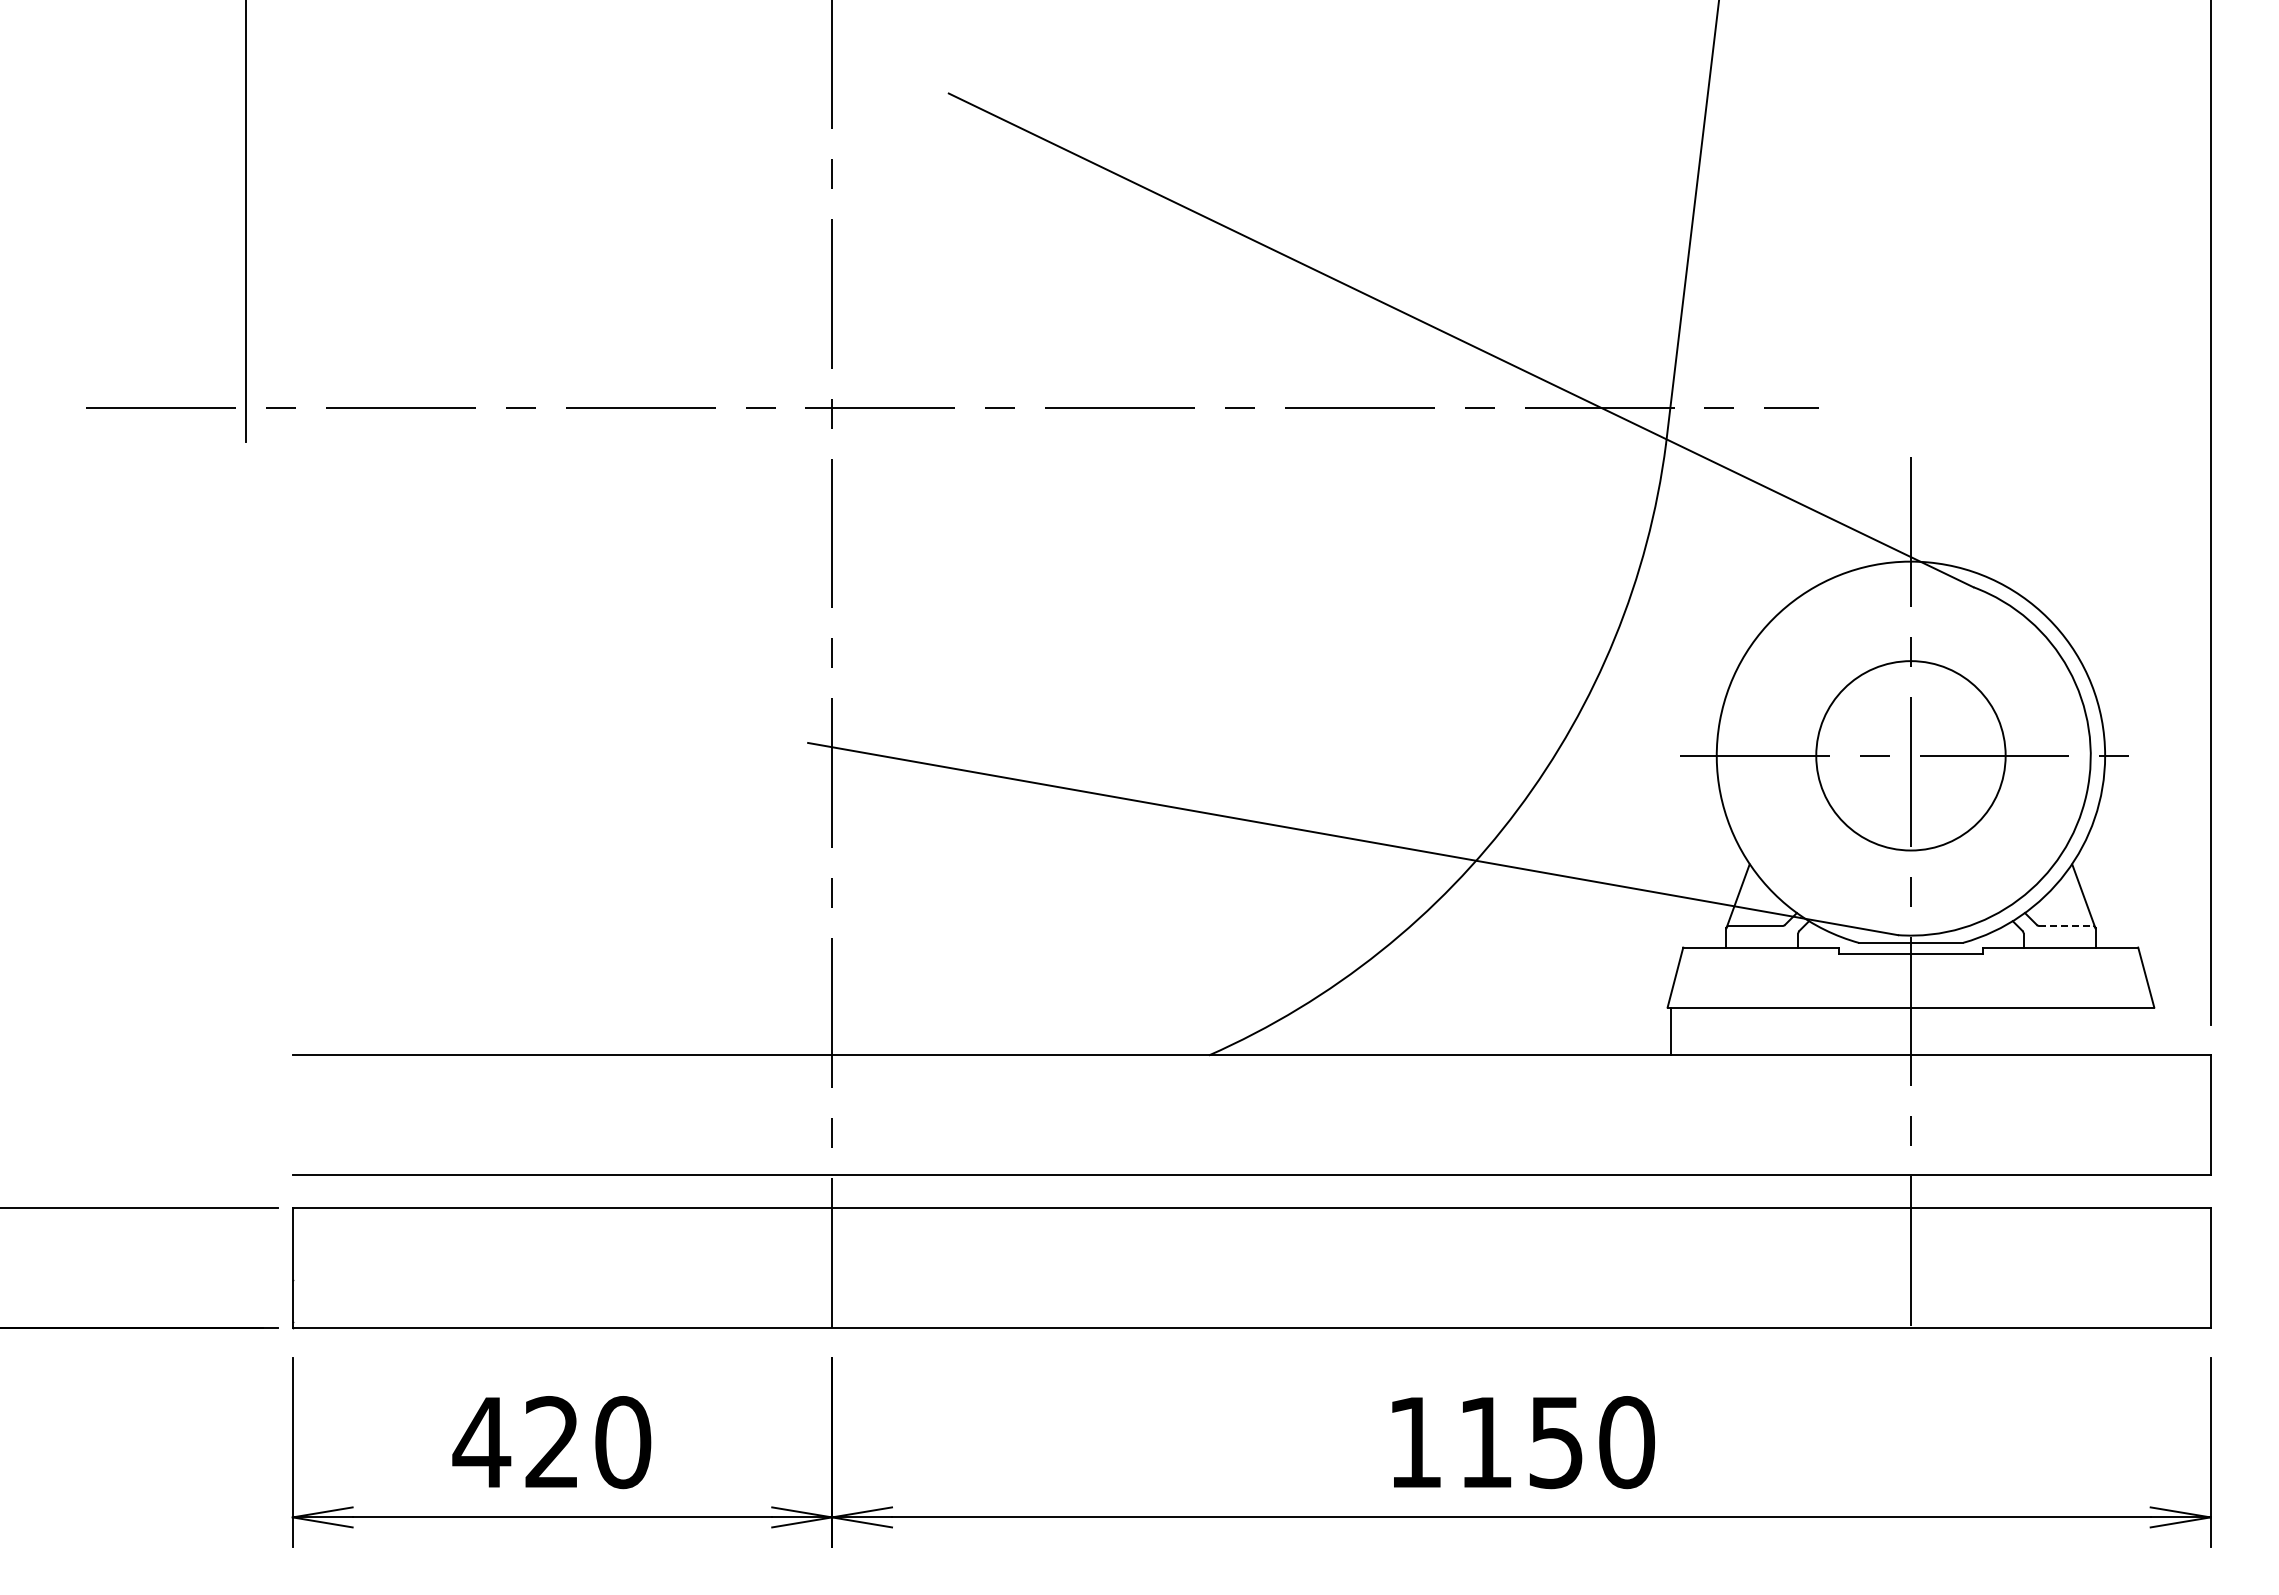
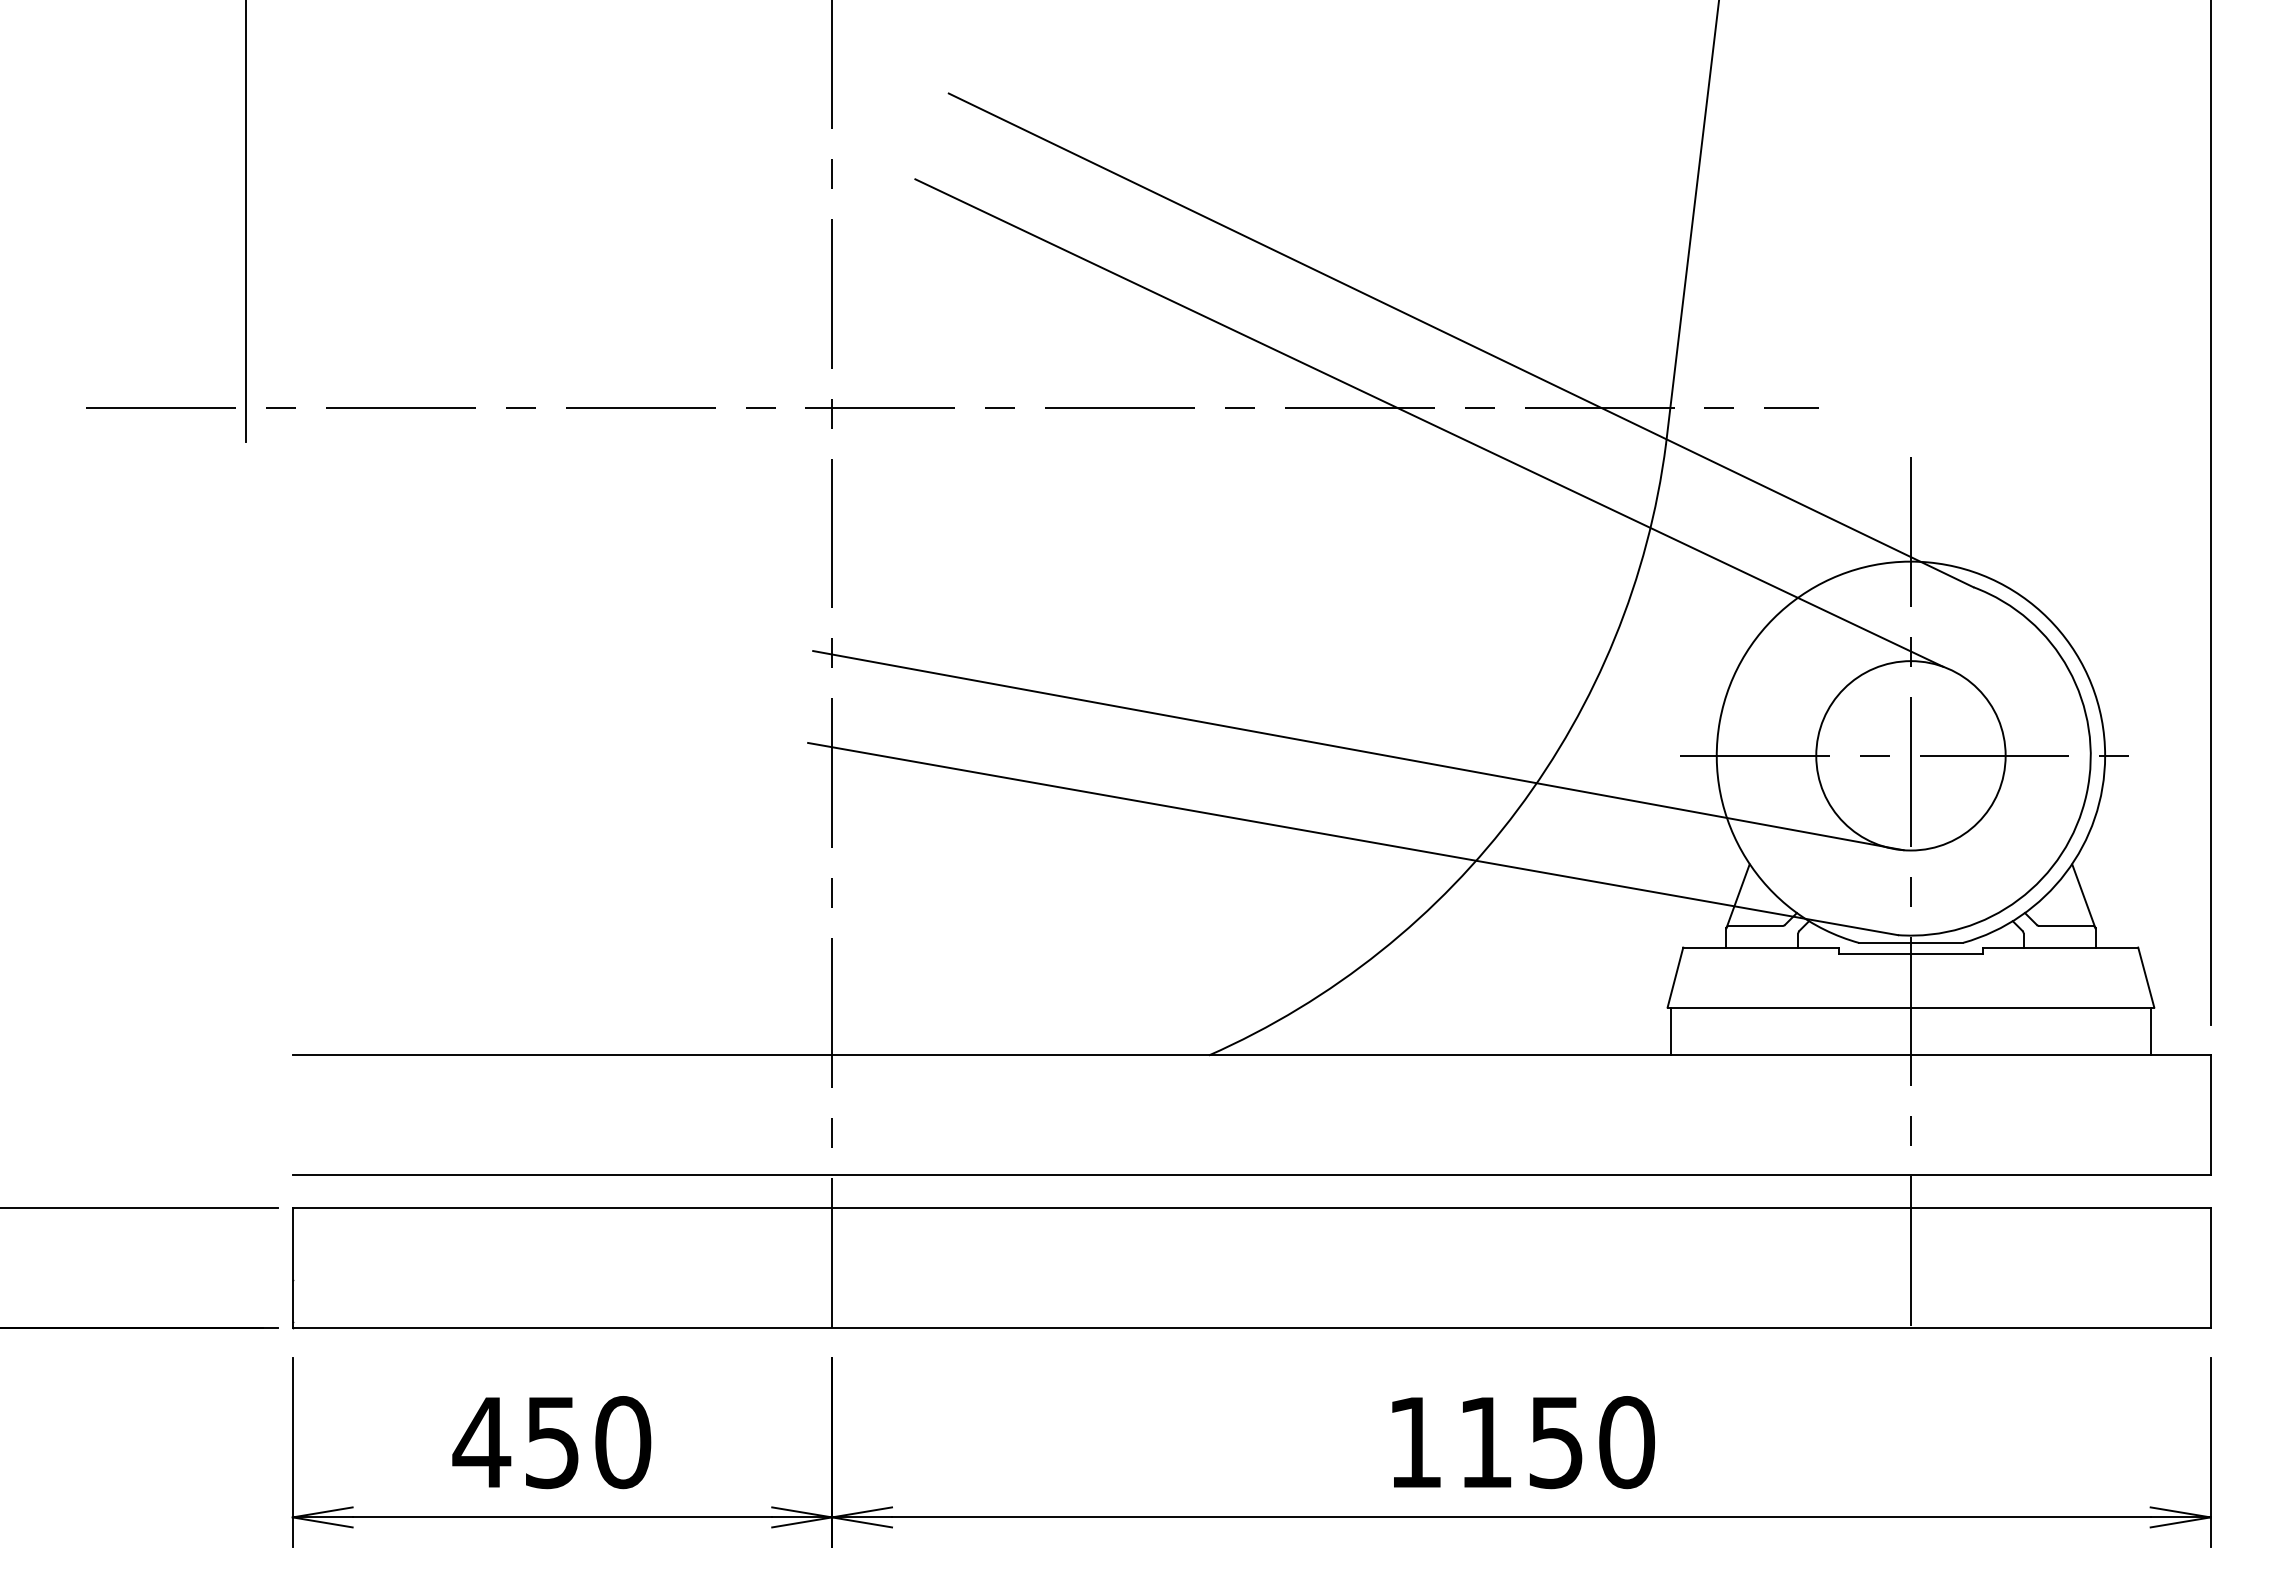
line: none -> present (1429, 422)
line: none -> present (1358, 750)
line: dashed -> solid (2066, 926)
line: none -> present (2150, 1031)
text: 420 -> 450 (551, 1442)
